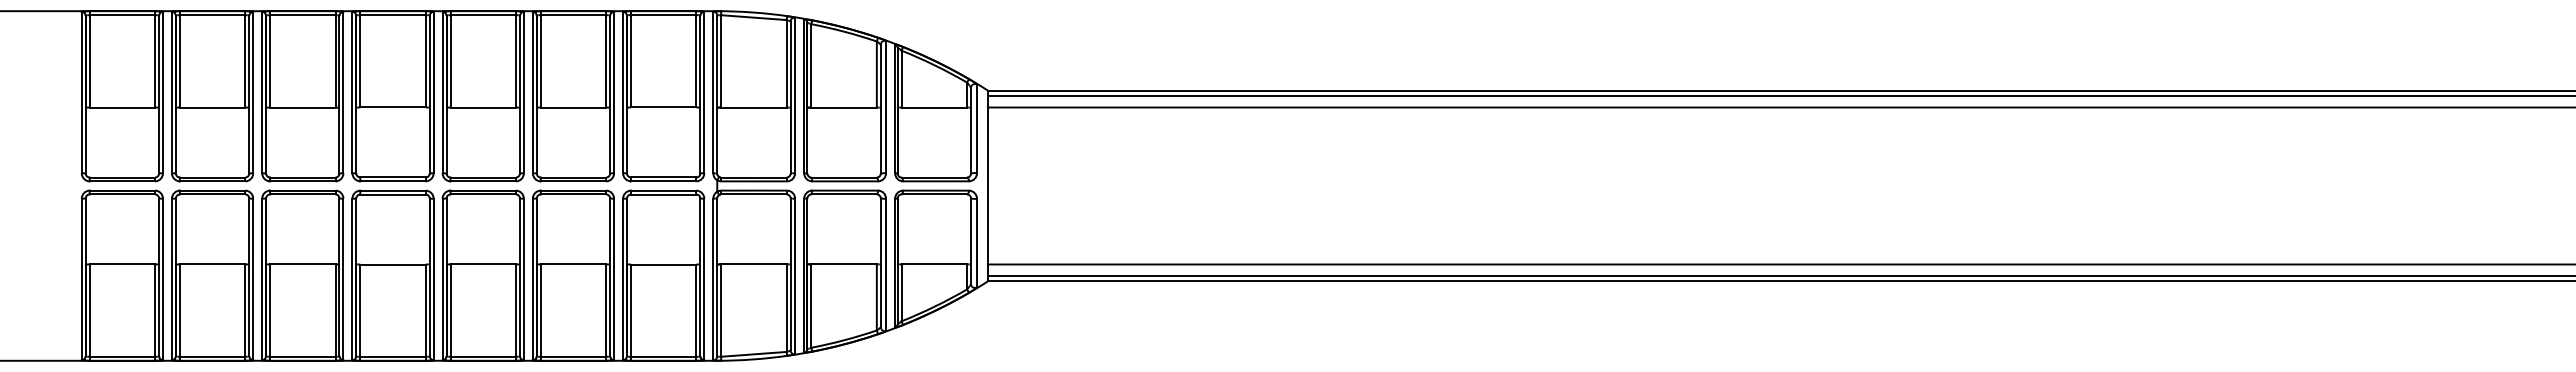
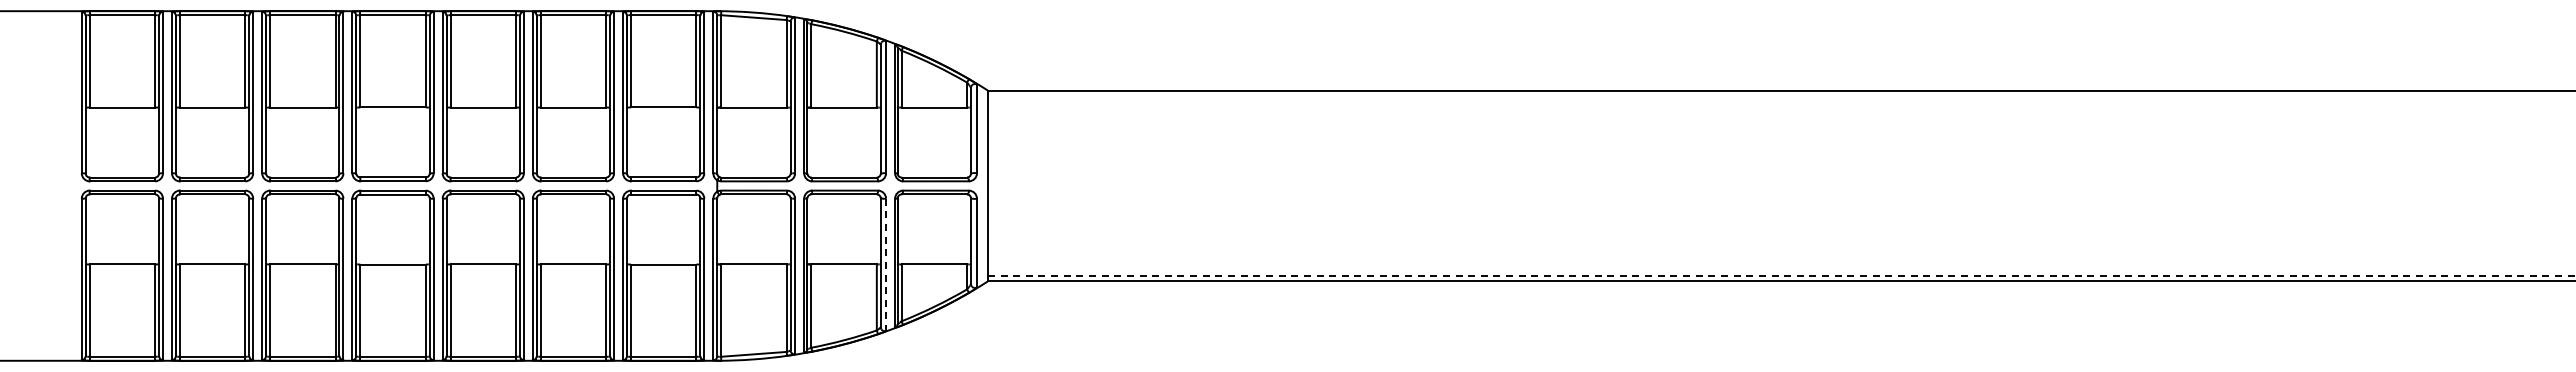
line: present -> none (1779, 96)
line: present -> none (1779, 107)
line: present -> none (1779, 264)
line: solid -> dashed (886, 265)
line: solid -> dashed (1781, 275)
